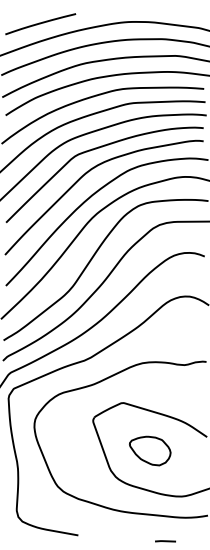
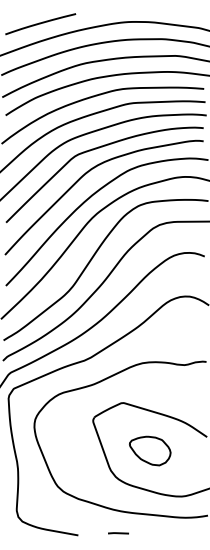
line position: (165, 541) -> (118, 533) (118, 533)
